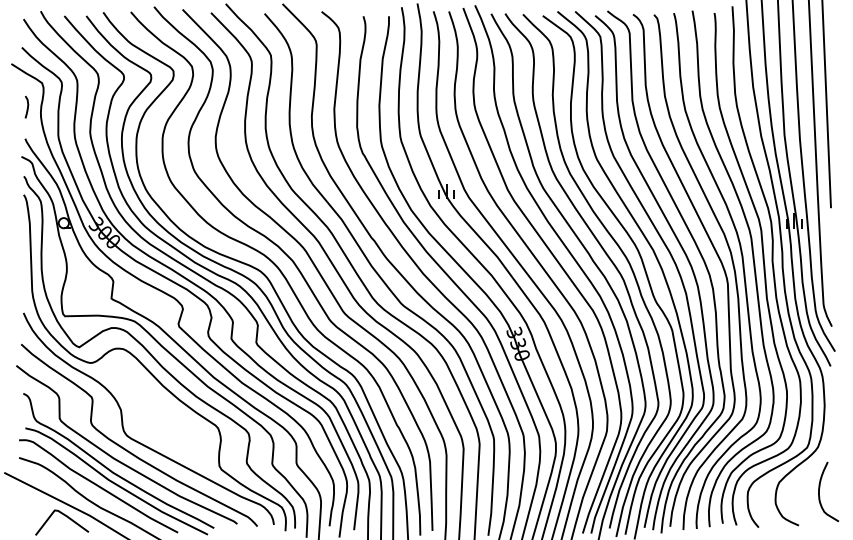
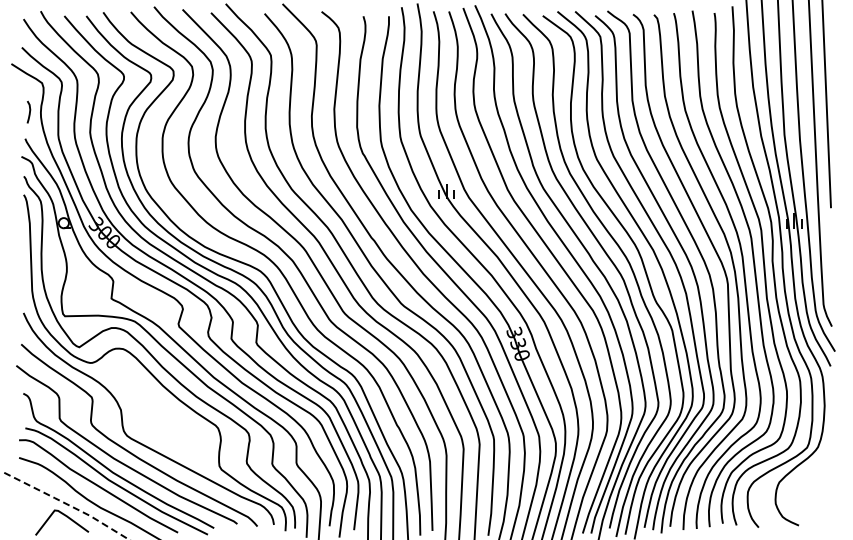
curve position: (27, 106) -> (29, 111) (29, 111)
curve: present -> none (820, 488)
line: solid -> dashed (68, 504)
